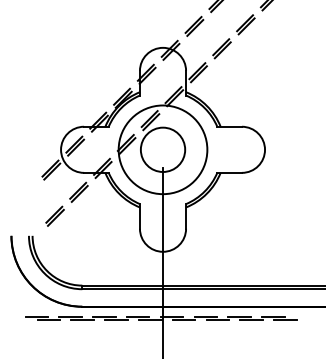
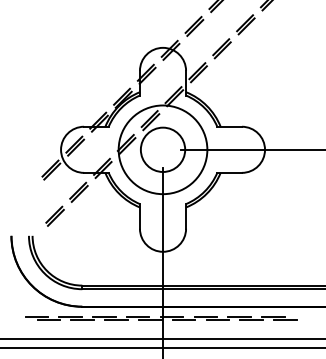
line: none -> present (251, 149)
line: none -> present (162, 338)
line: none -> present (162, 347)
